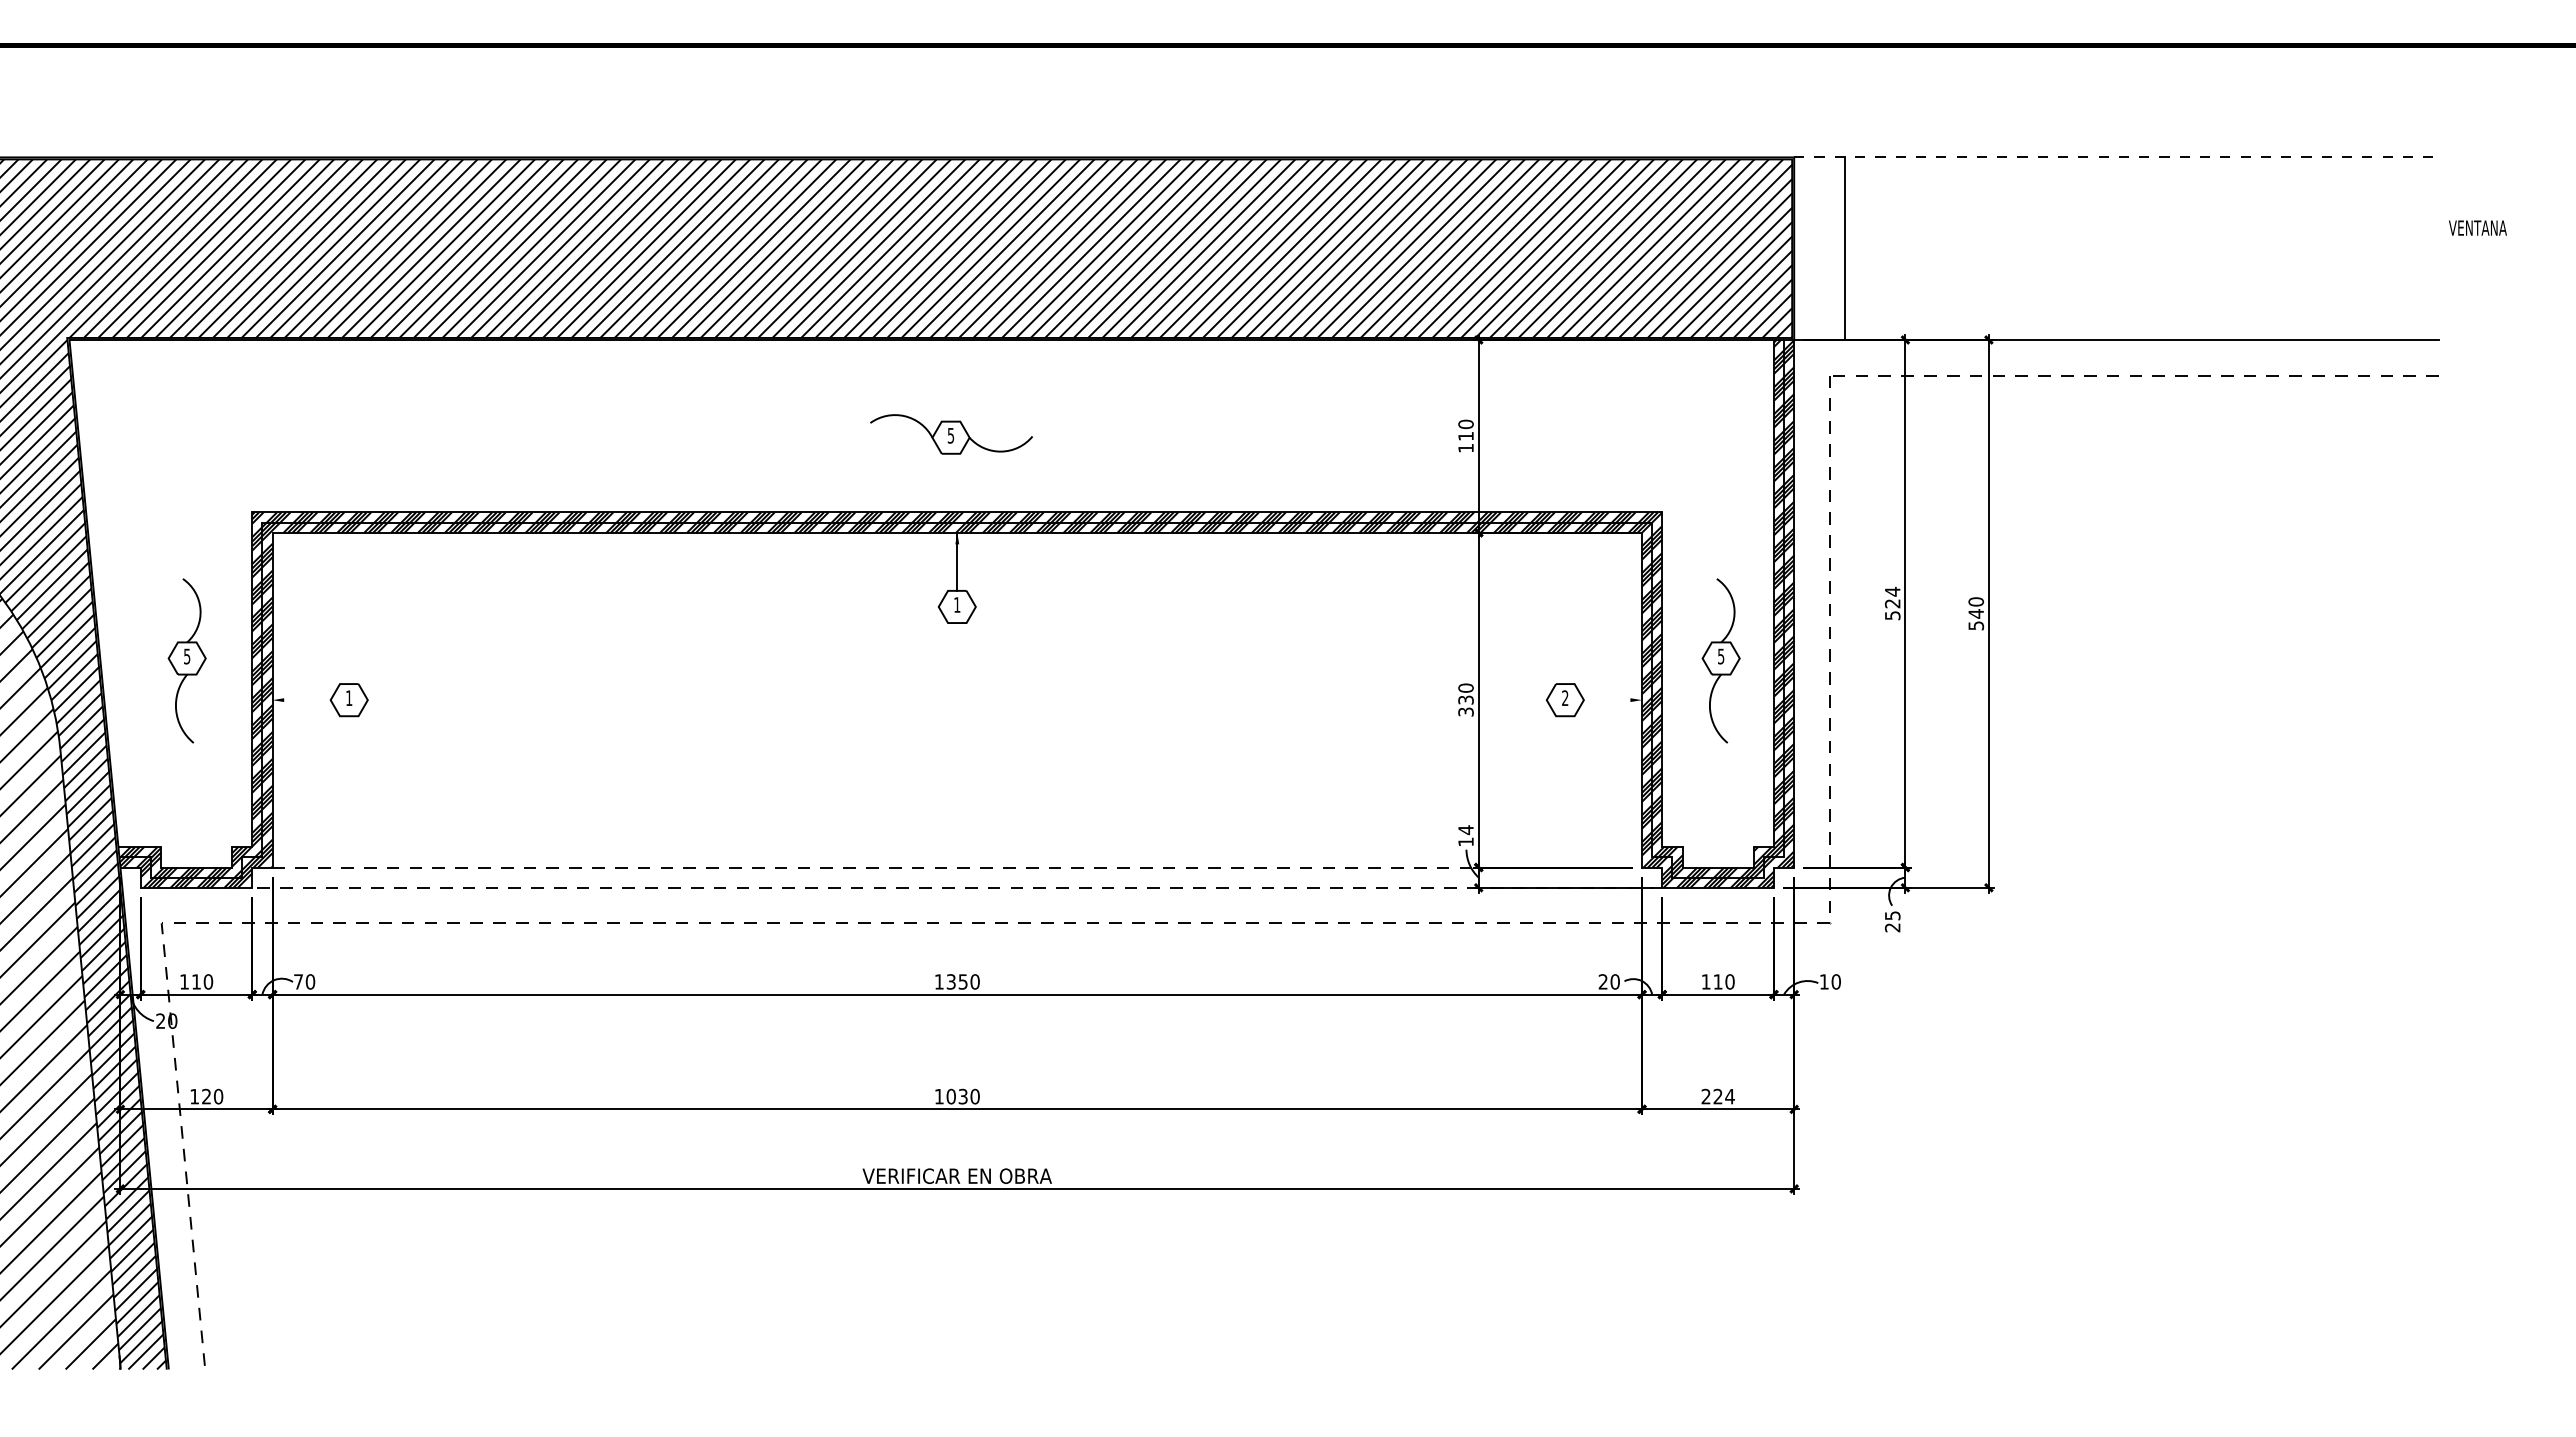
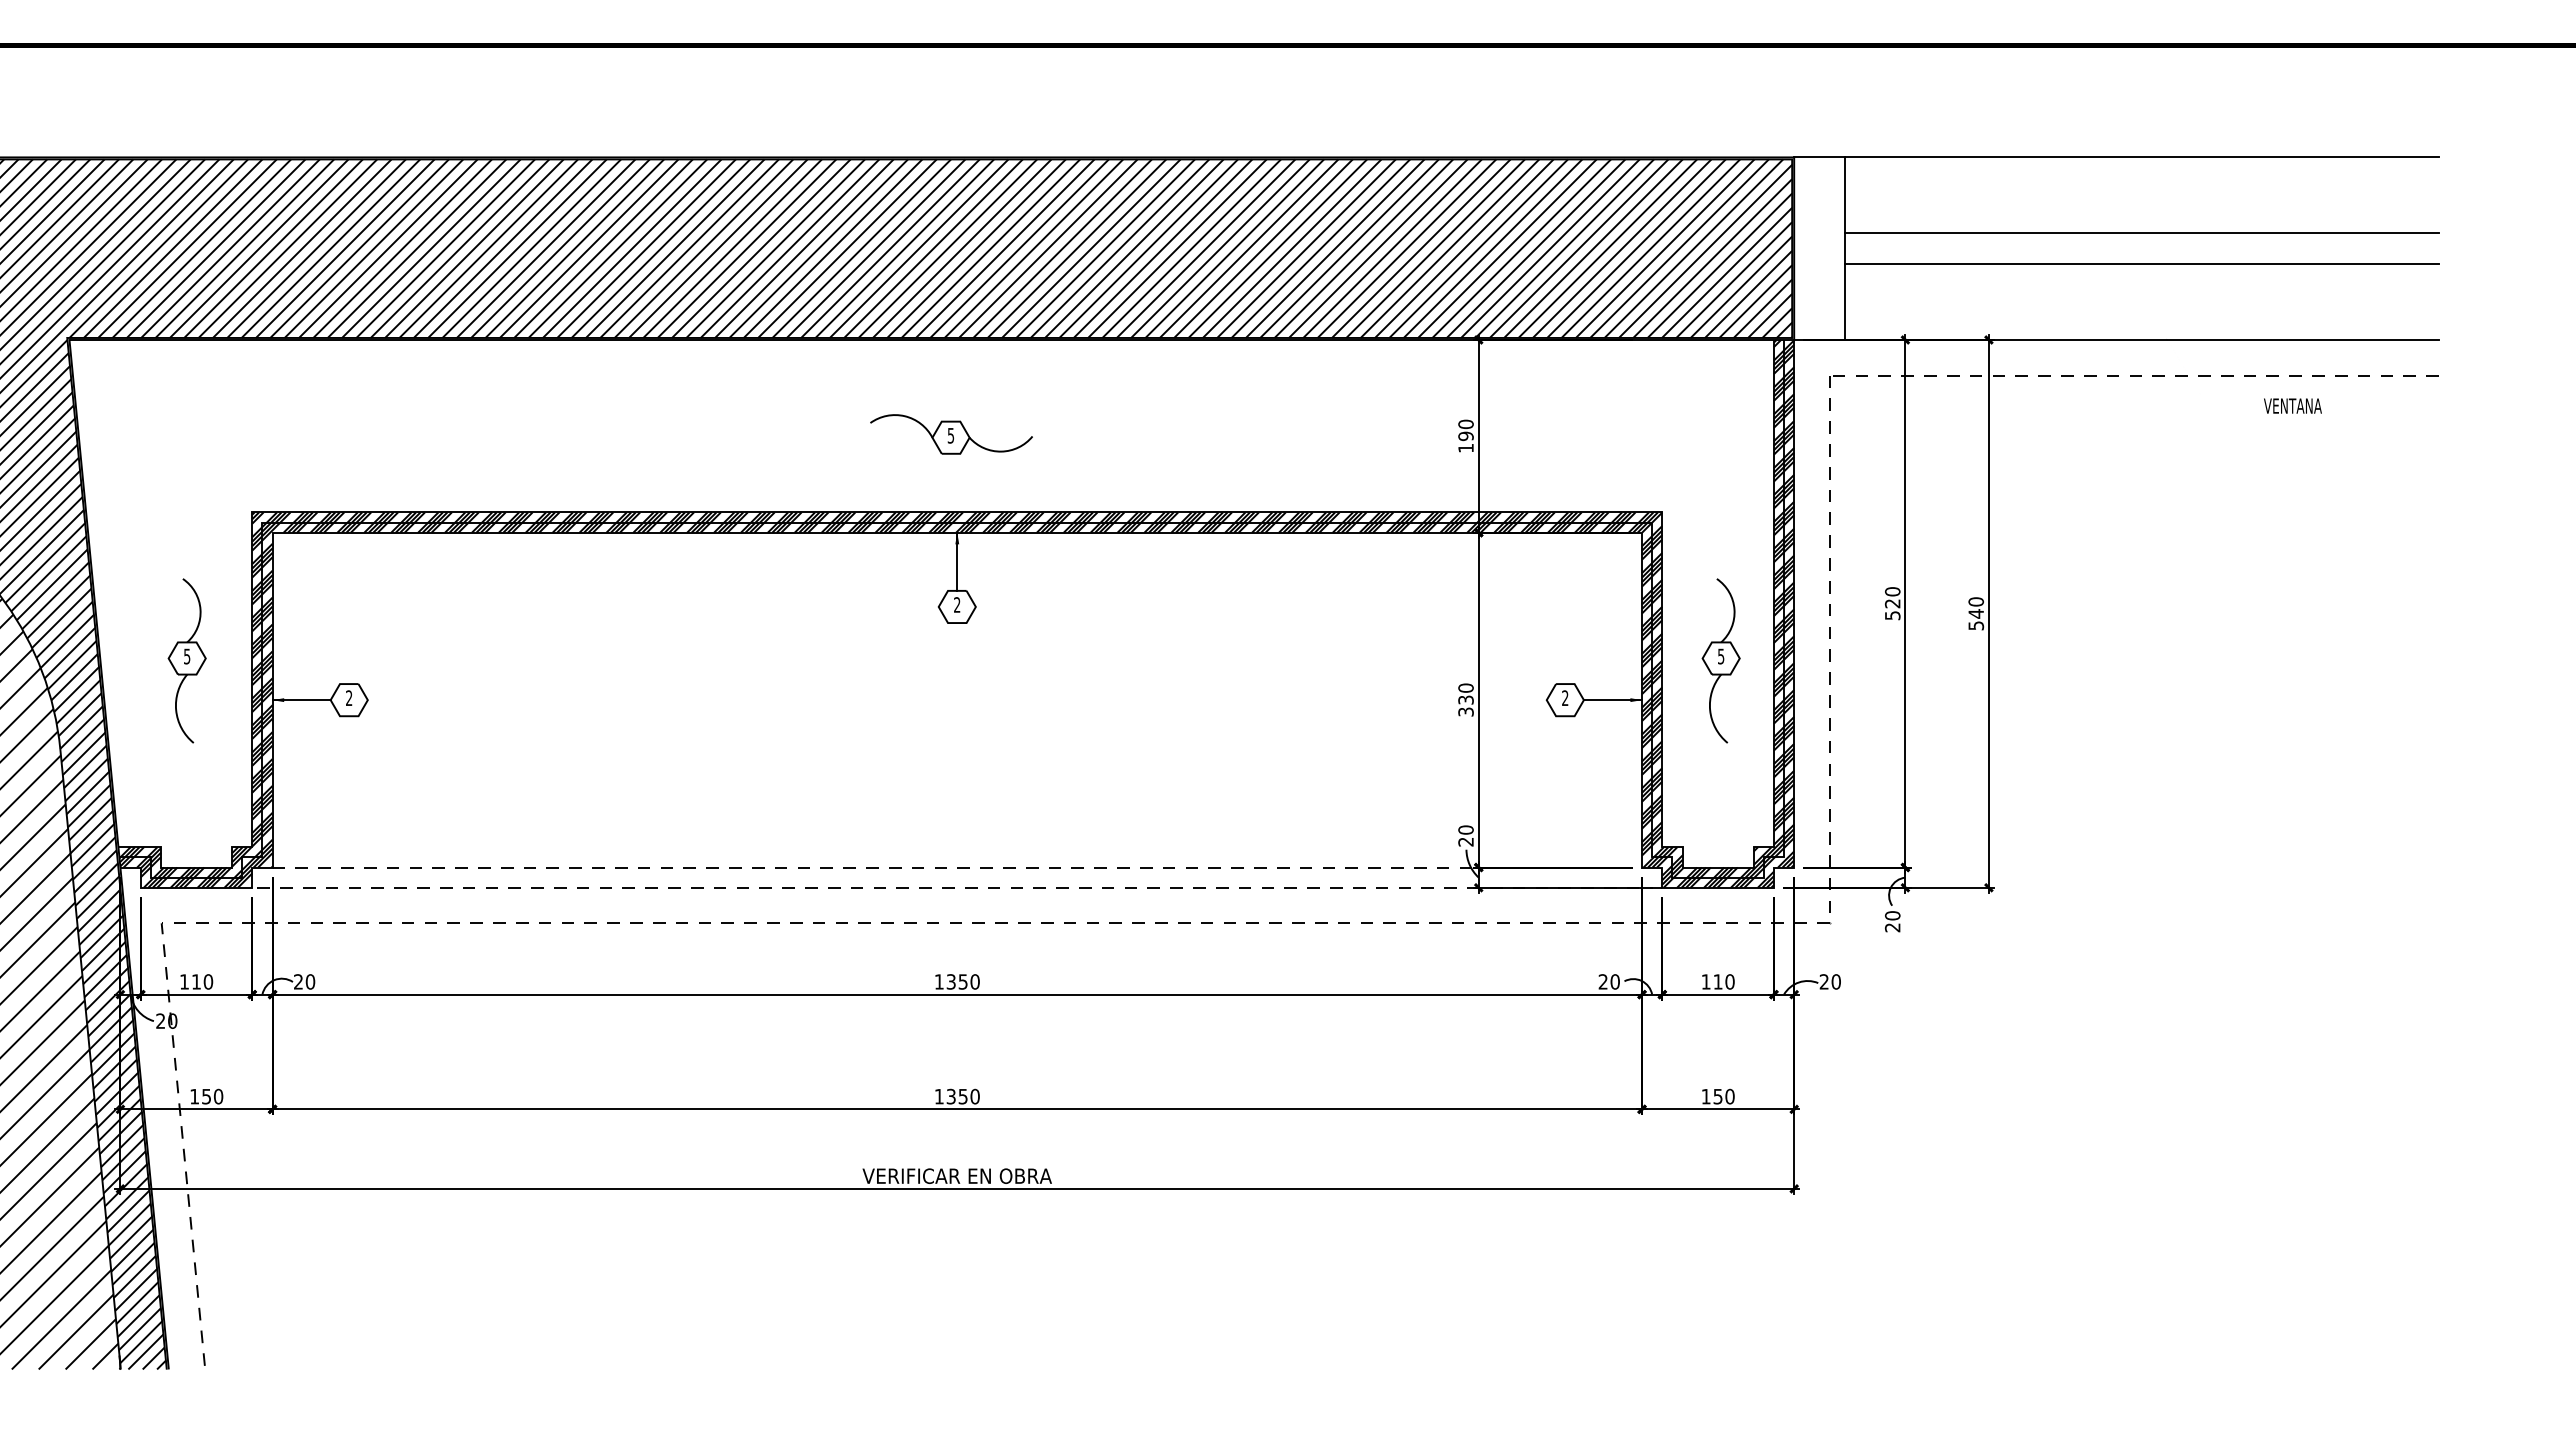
line: dashed -> solid (2117, 157)
text position: (2477, 227) -> (2292, 405) (2292, 405)
line: none -> present (2141, 233)
line: none -> present (2141, 263)
text: 110 -> 190 (1465, 436)
text: 524 -> 520 (1892, 591)
text: 1 -> 2 (957, 604)
text: 1 -> 2 (349, 697)
line: none -> present (301, 700)
line: none -> present (1612, 700)
text: 14 -> 20 (1465, 835)
text: 25 -> 20 (1892, 915)
text: 70 -> 20 (298, 981)
text: 10 -> 20 (1823, 981)
text: 120 -> 150 (206, 1096)
text: 1030 -> 1350 (956, 1096)
text: 224 -> 150 (1717, 1096)
